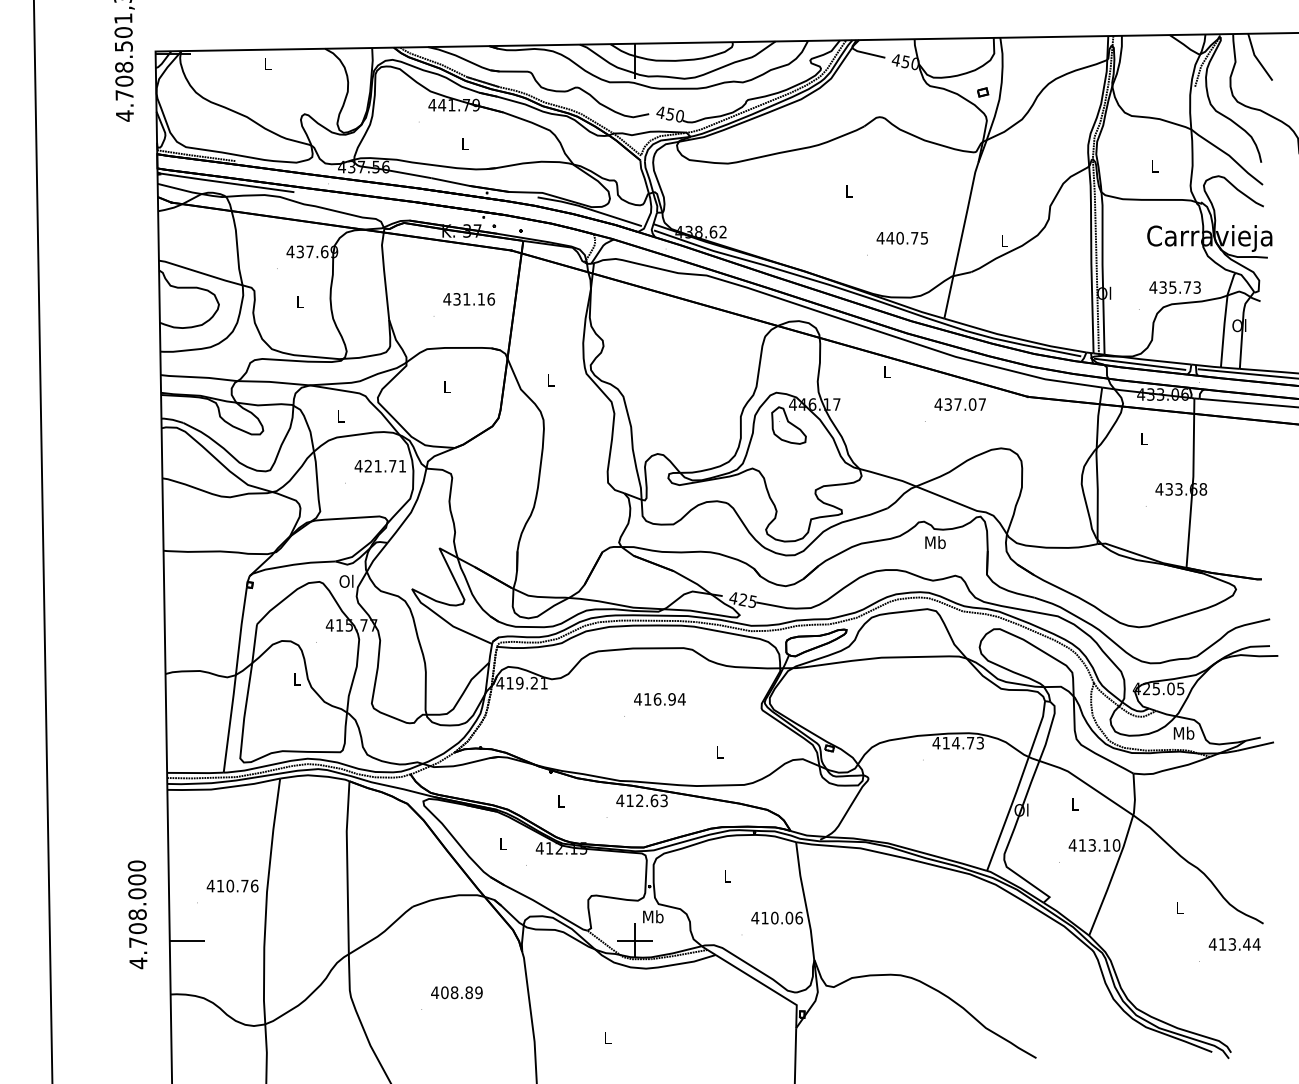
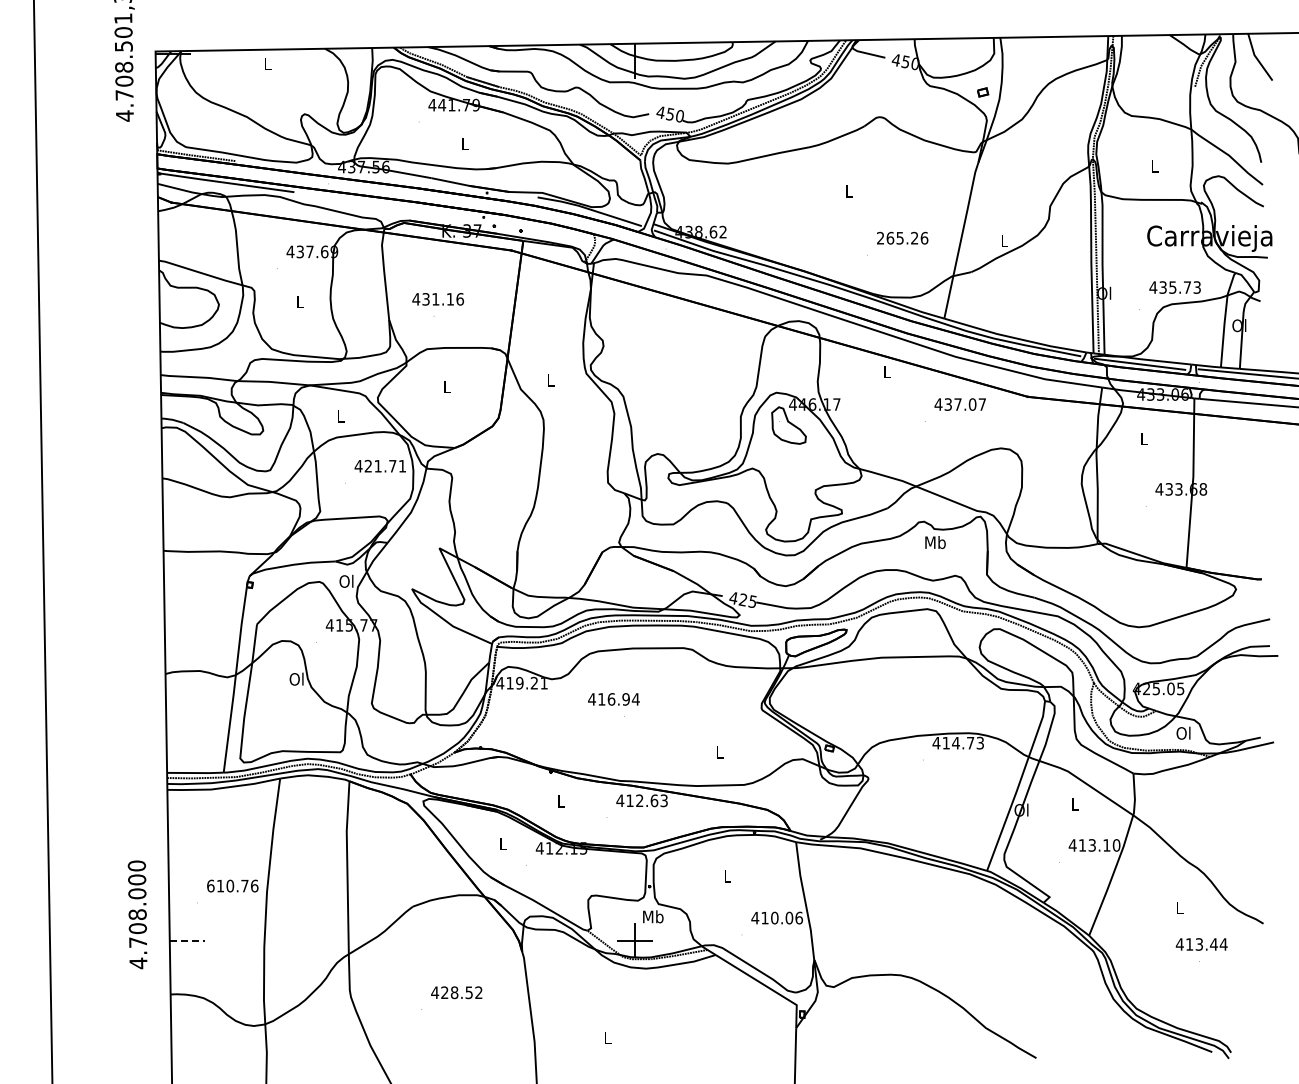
text: 440.75 -> 265.26 (902, 237)
text position: (468, 299) -> (437, 299) (437, 299)
text: L -> Ol (296, 678)
text position: (659, 699) -> (613, 699) (613, 699)
text: Mb -> Ol (1183, 732)
text: 410.76 -> 610.76 (210, 885)
line: solid -> dashed (187, 940)
text position: (1234, 944) -> (1201, 944) (1201, 944)
text: 408.89 -> 428.52 (461, 992)
